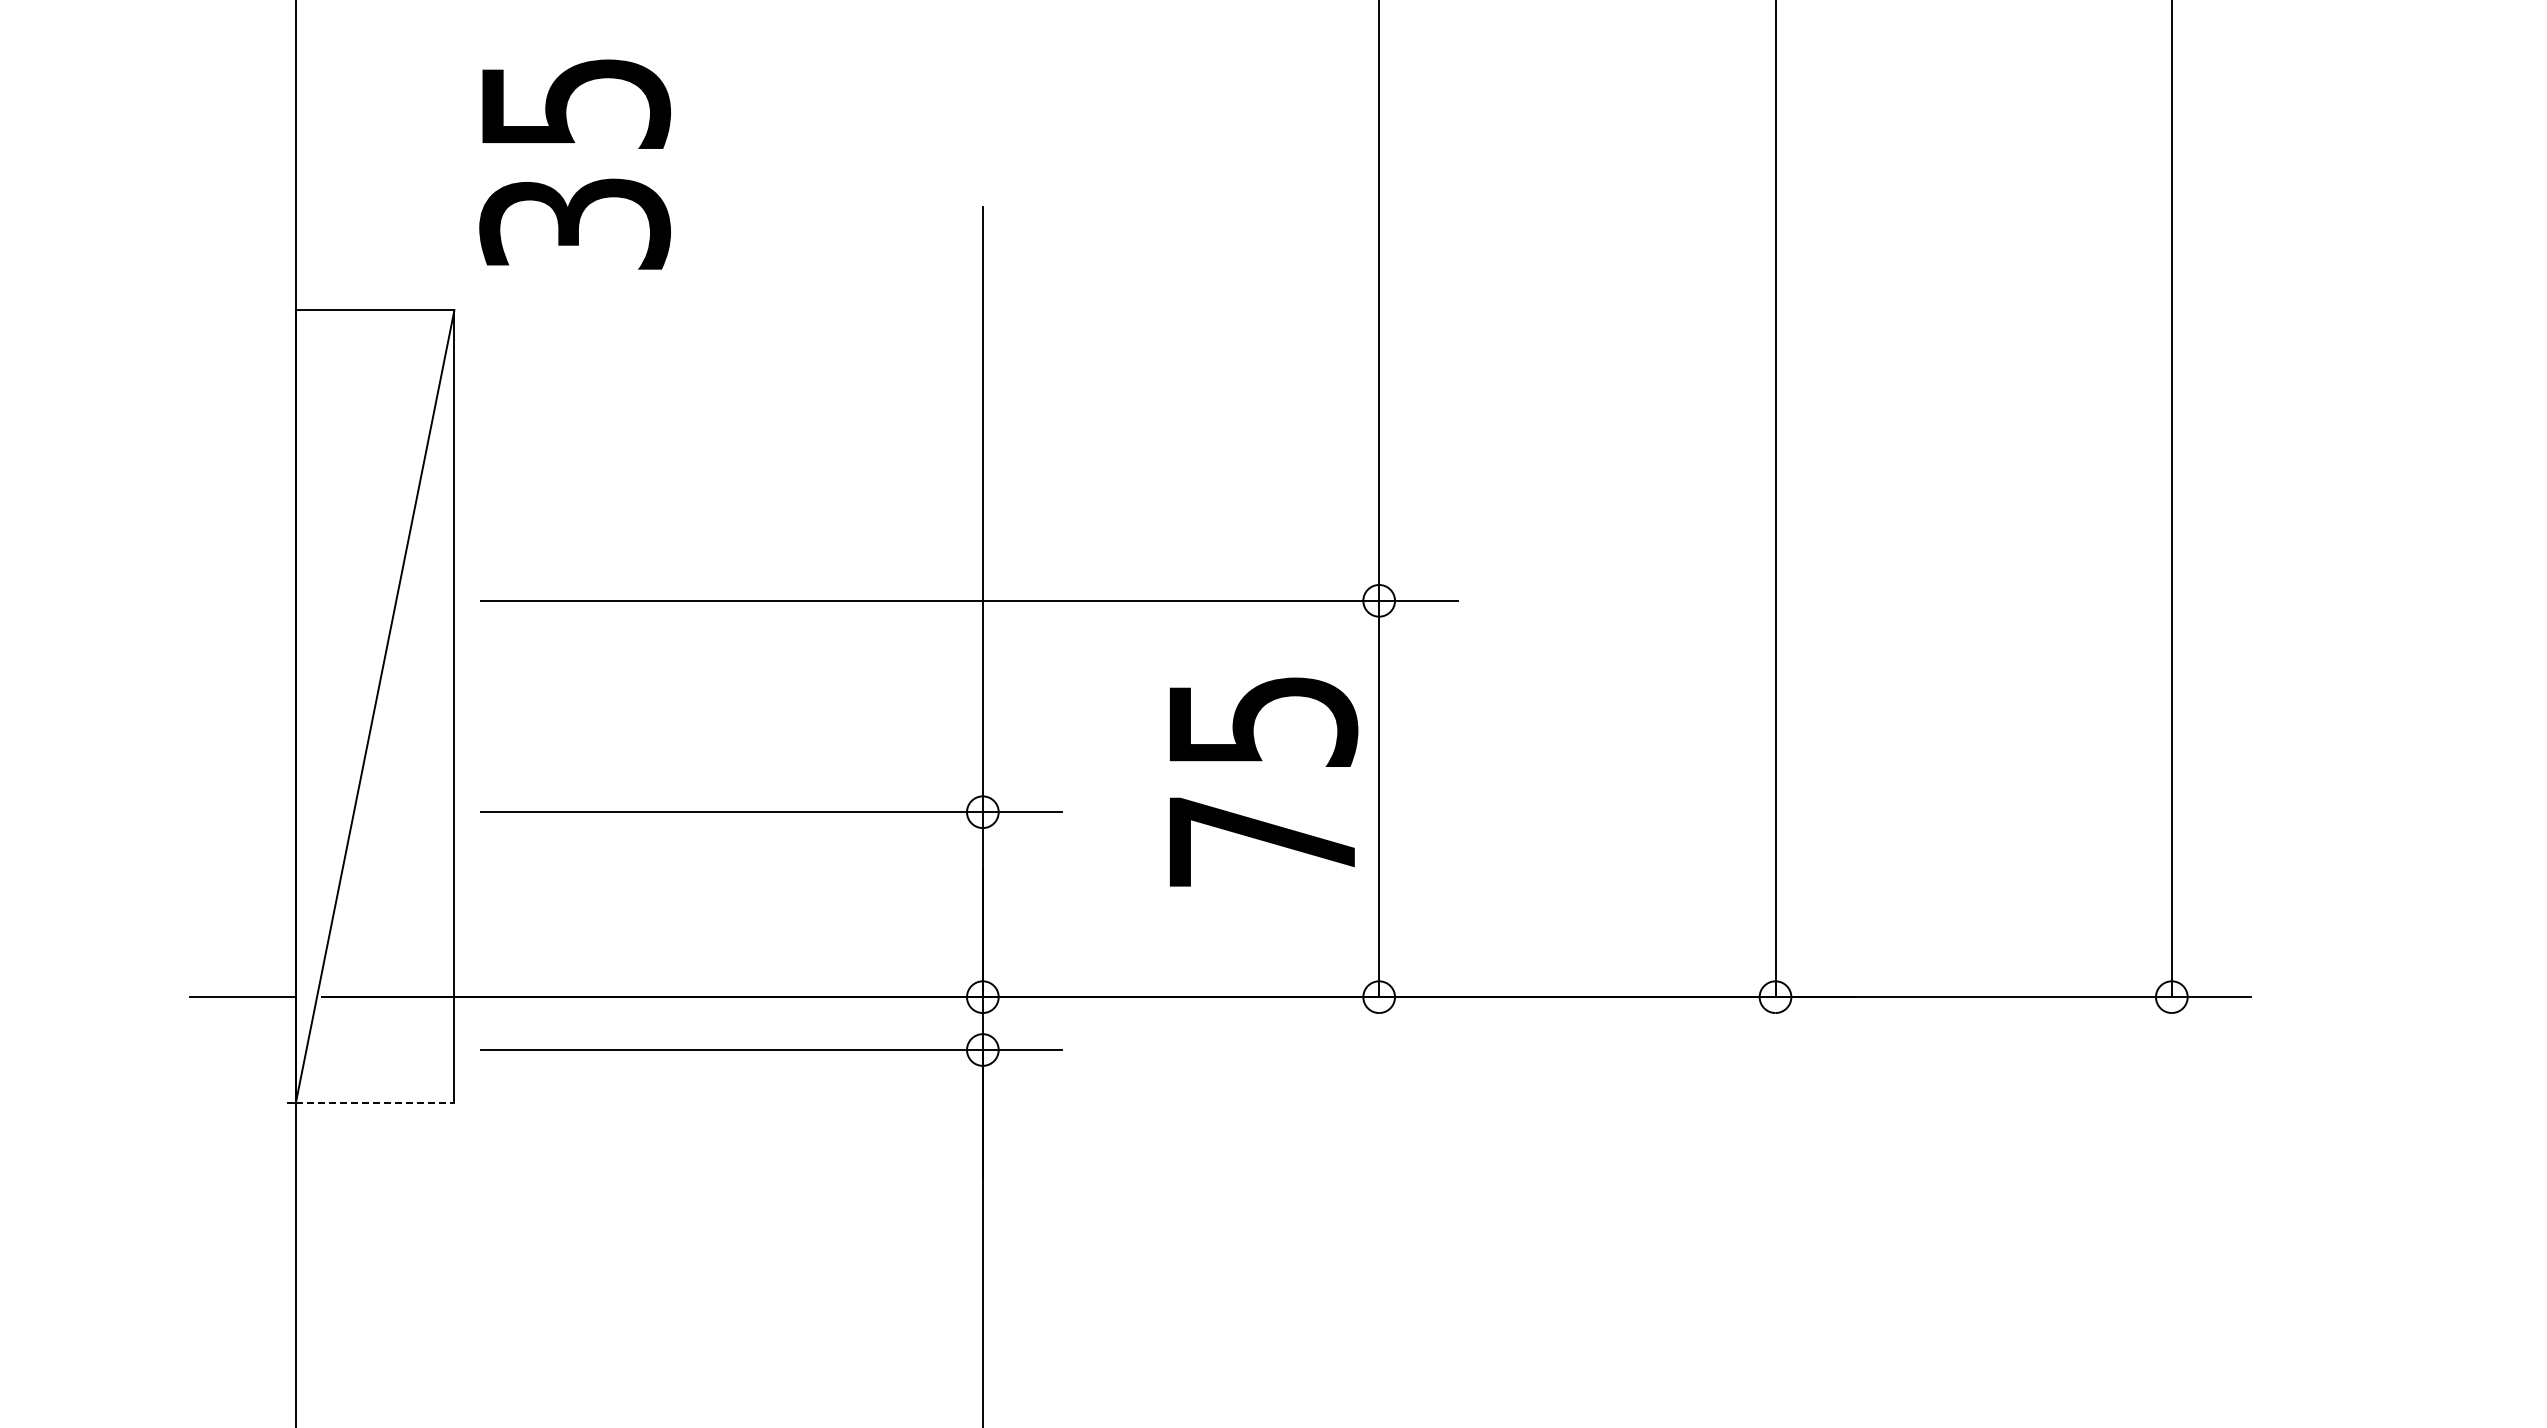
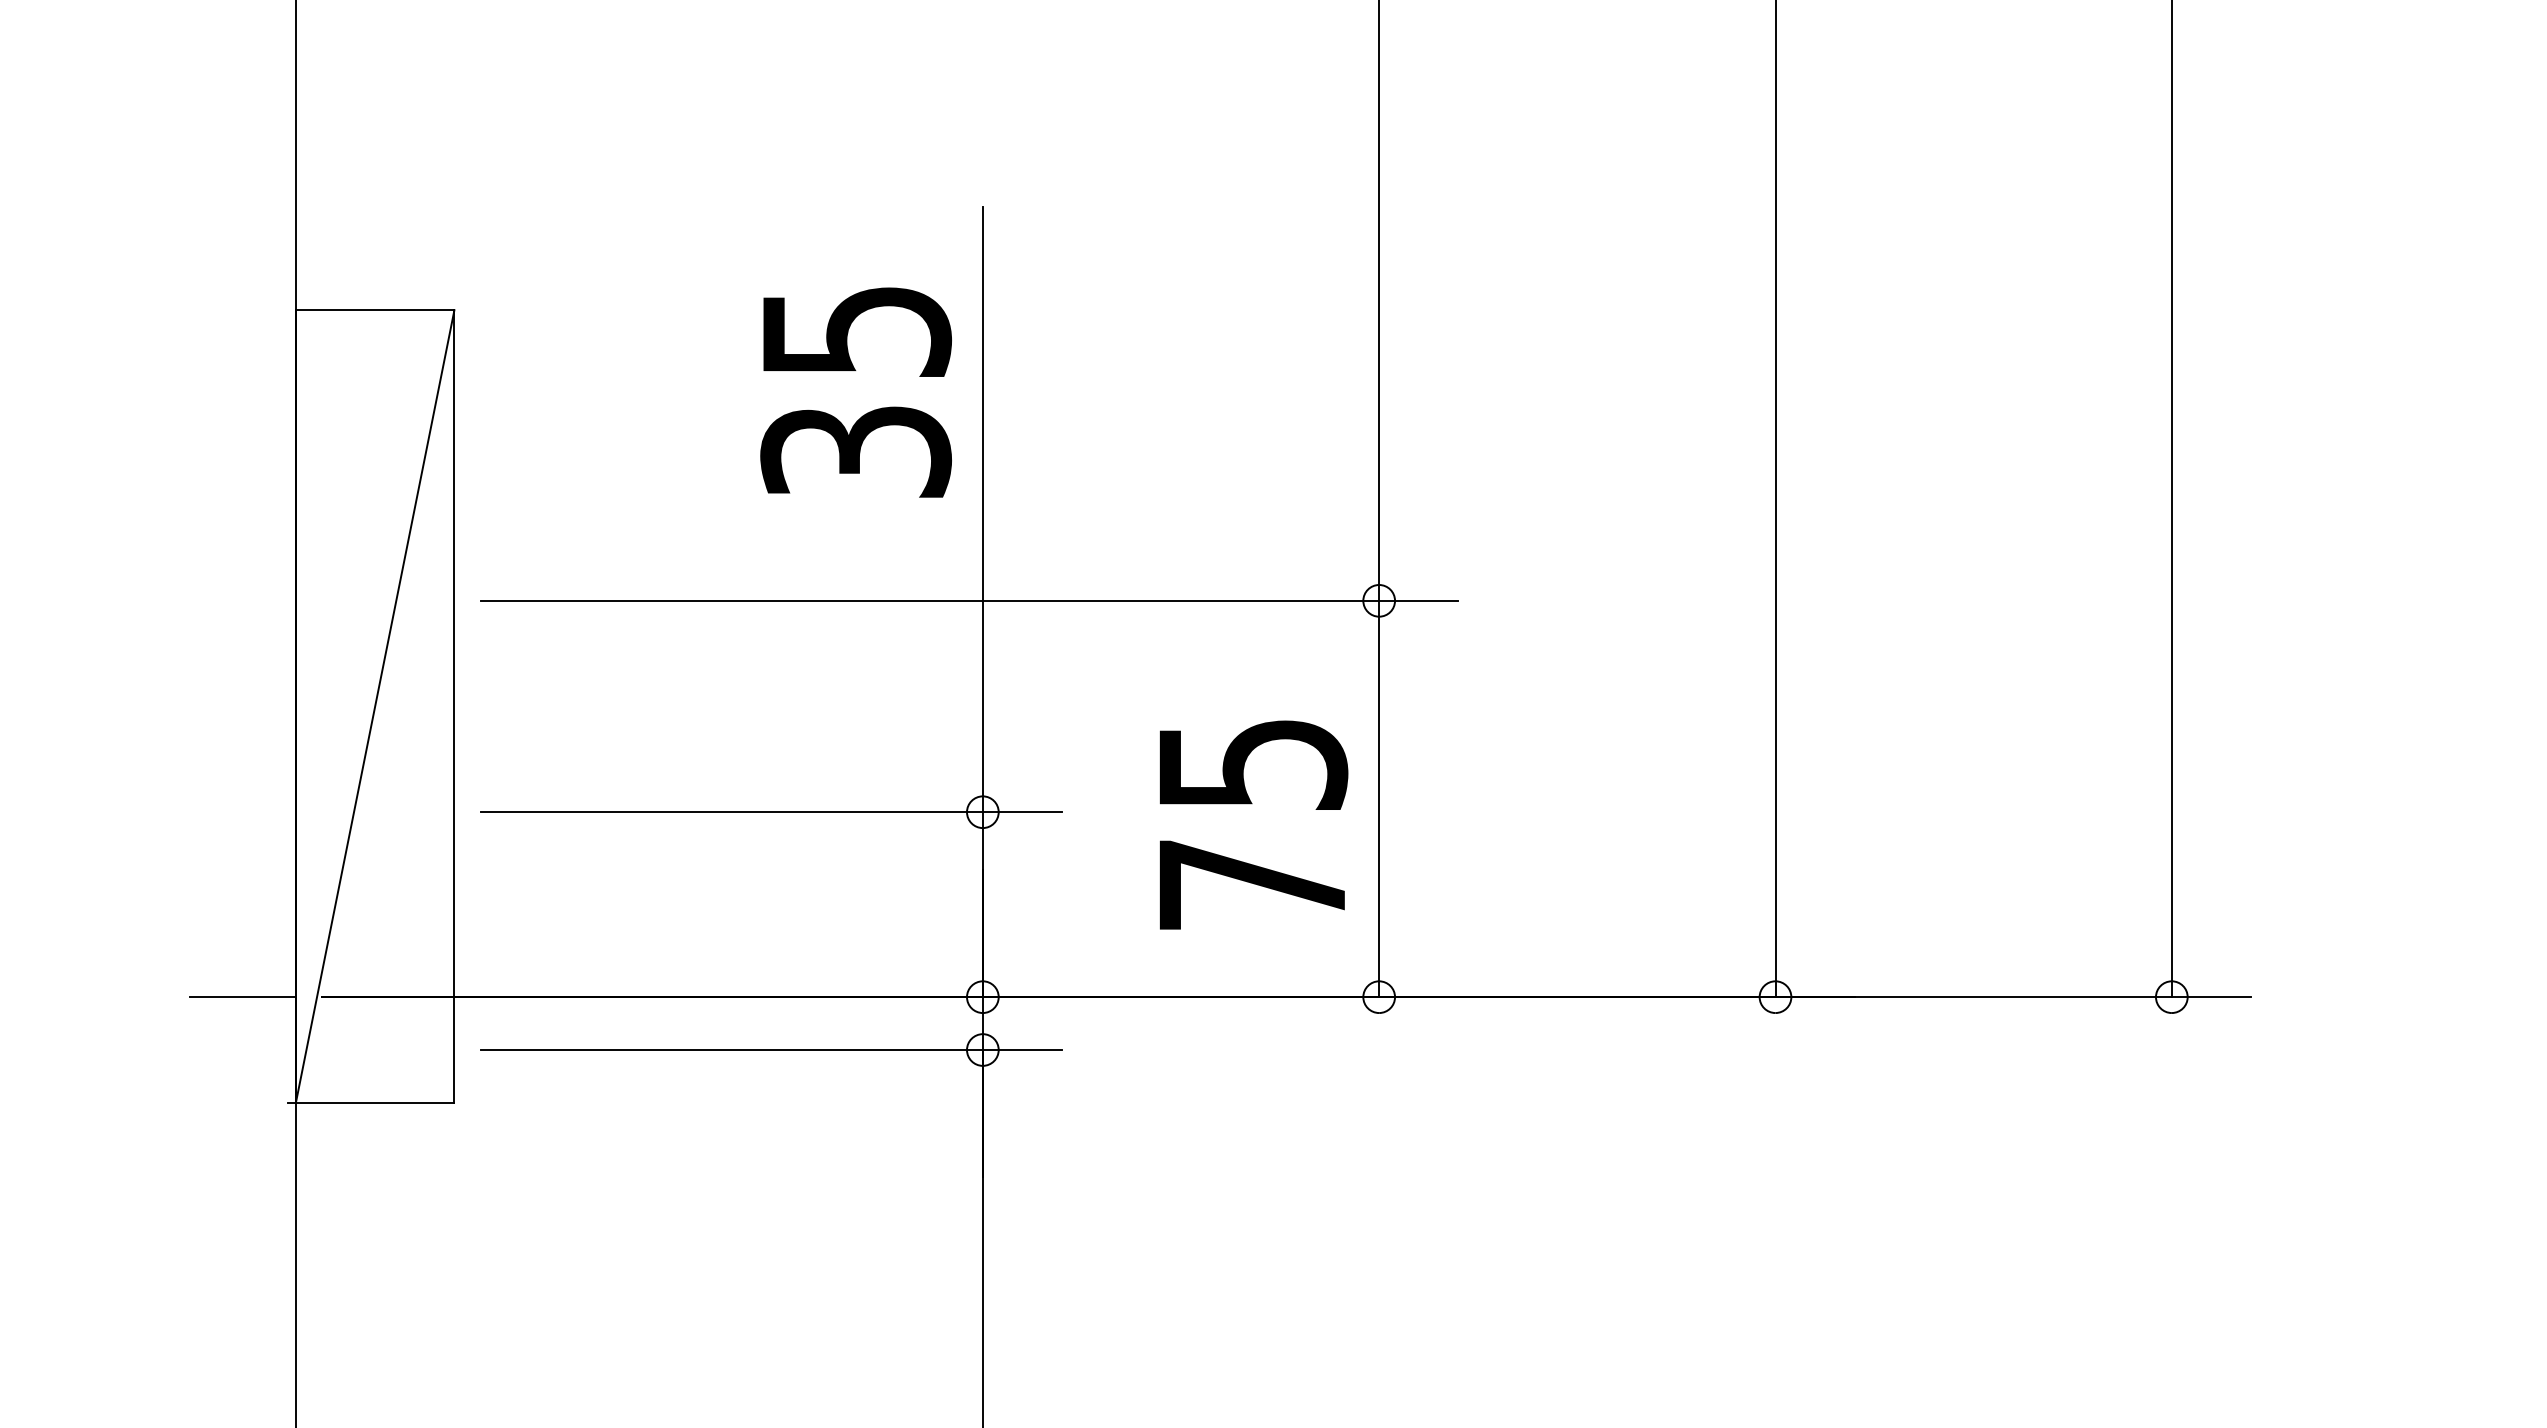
text position: (574, 164) -> (855, 392) (855, 392)
text position: (1264, 781) -> (1254, 824) (1254, 824)
line: dashed -> solid (375, 1102)
